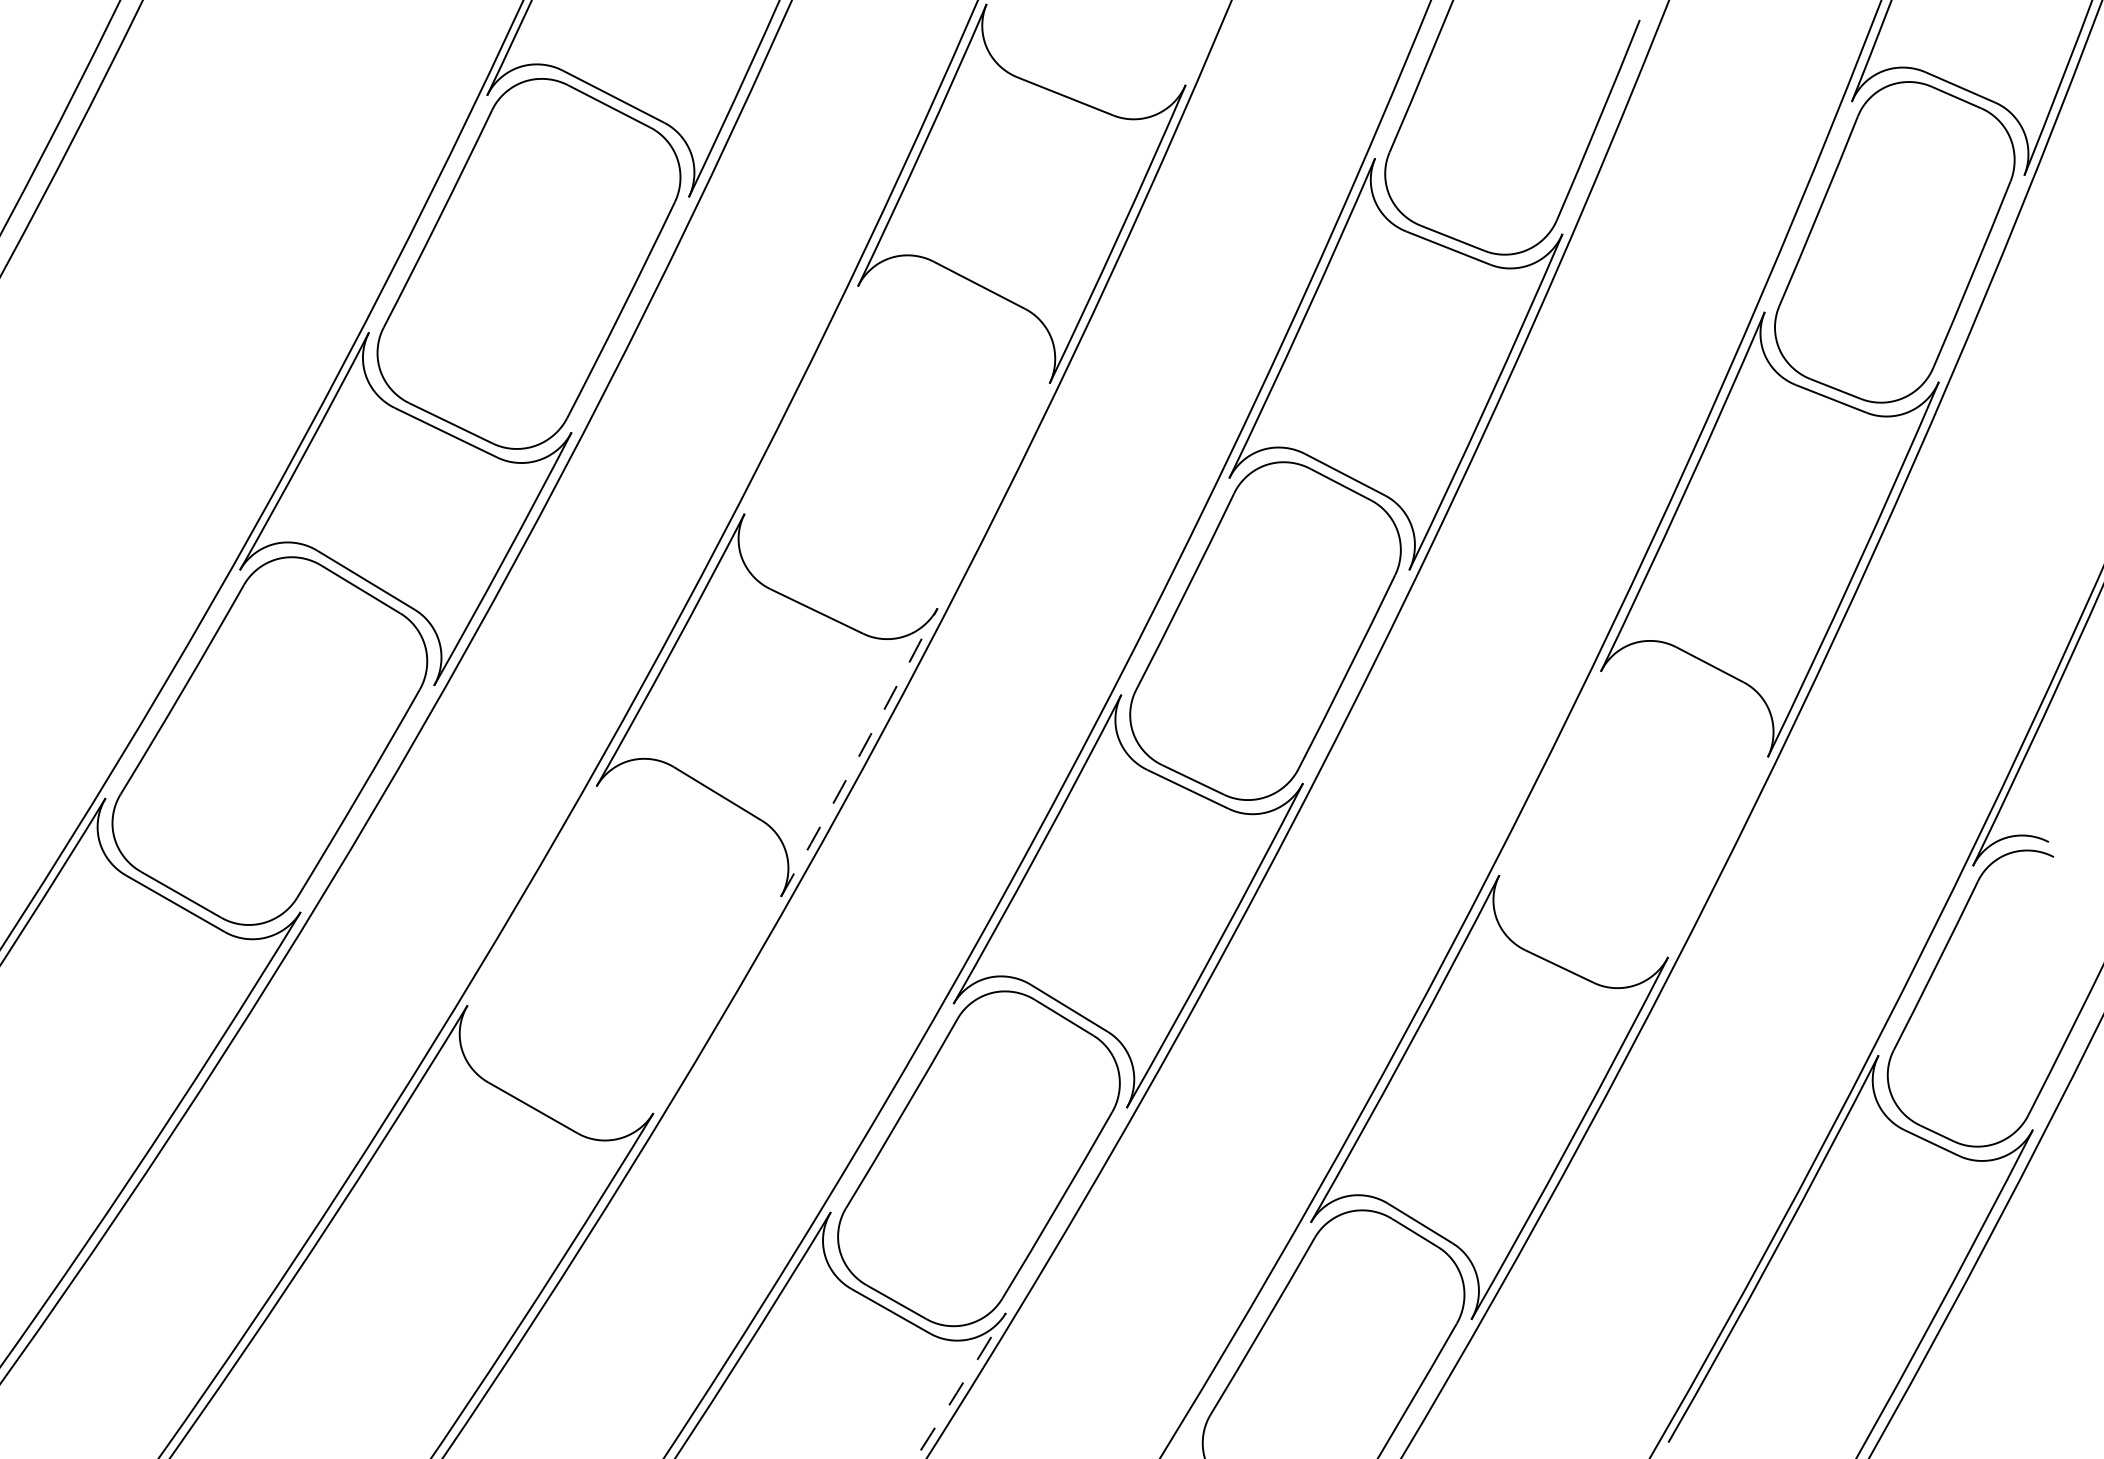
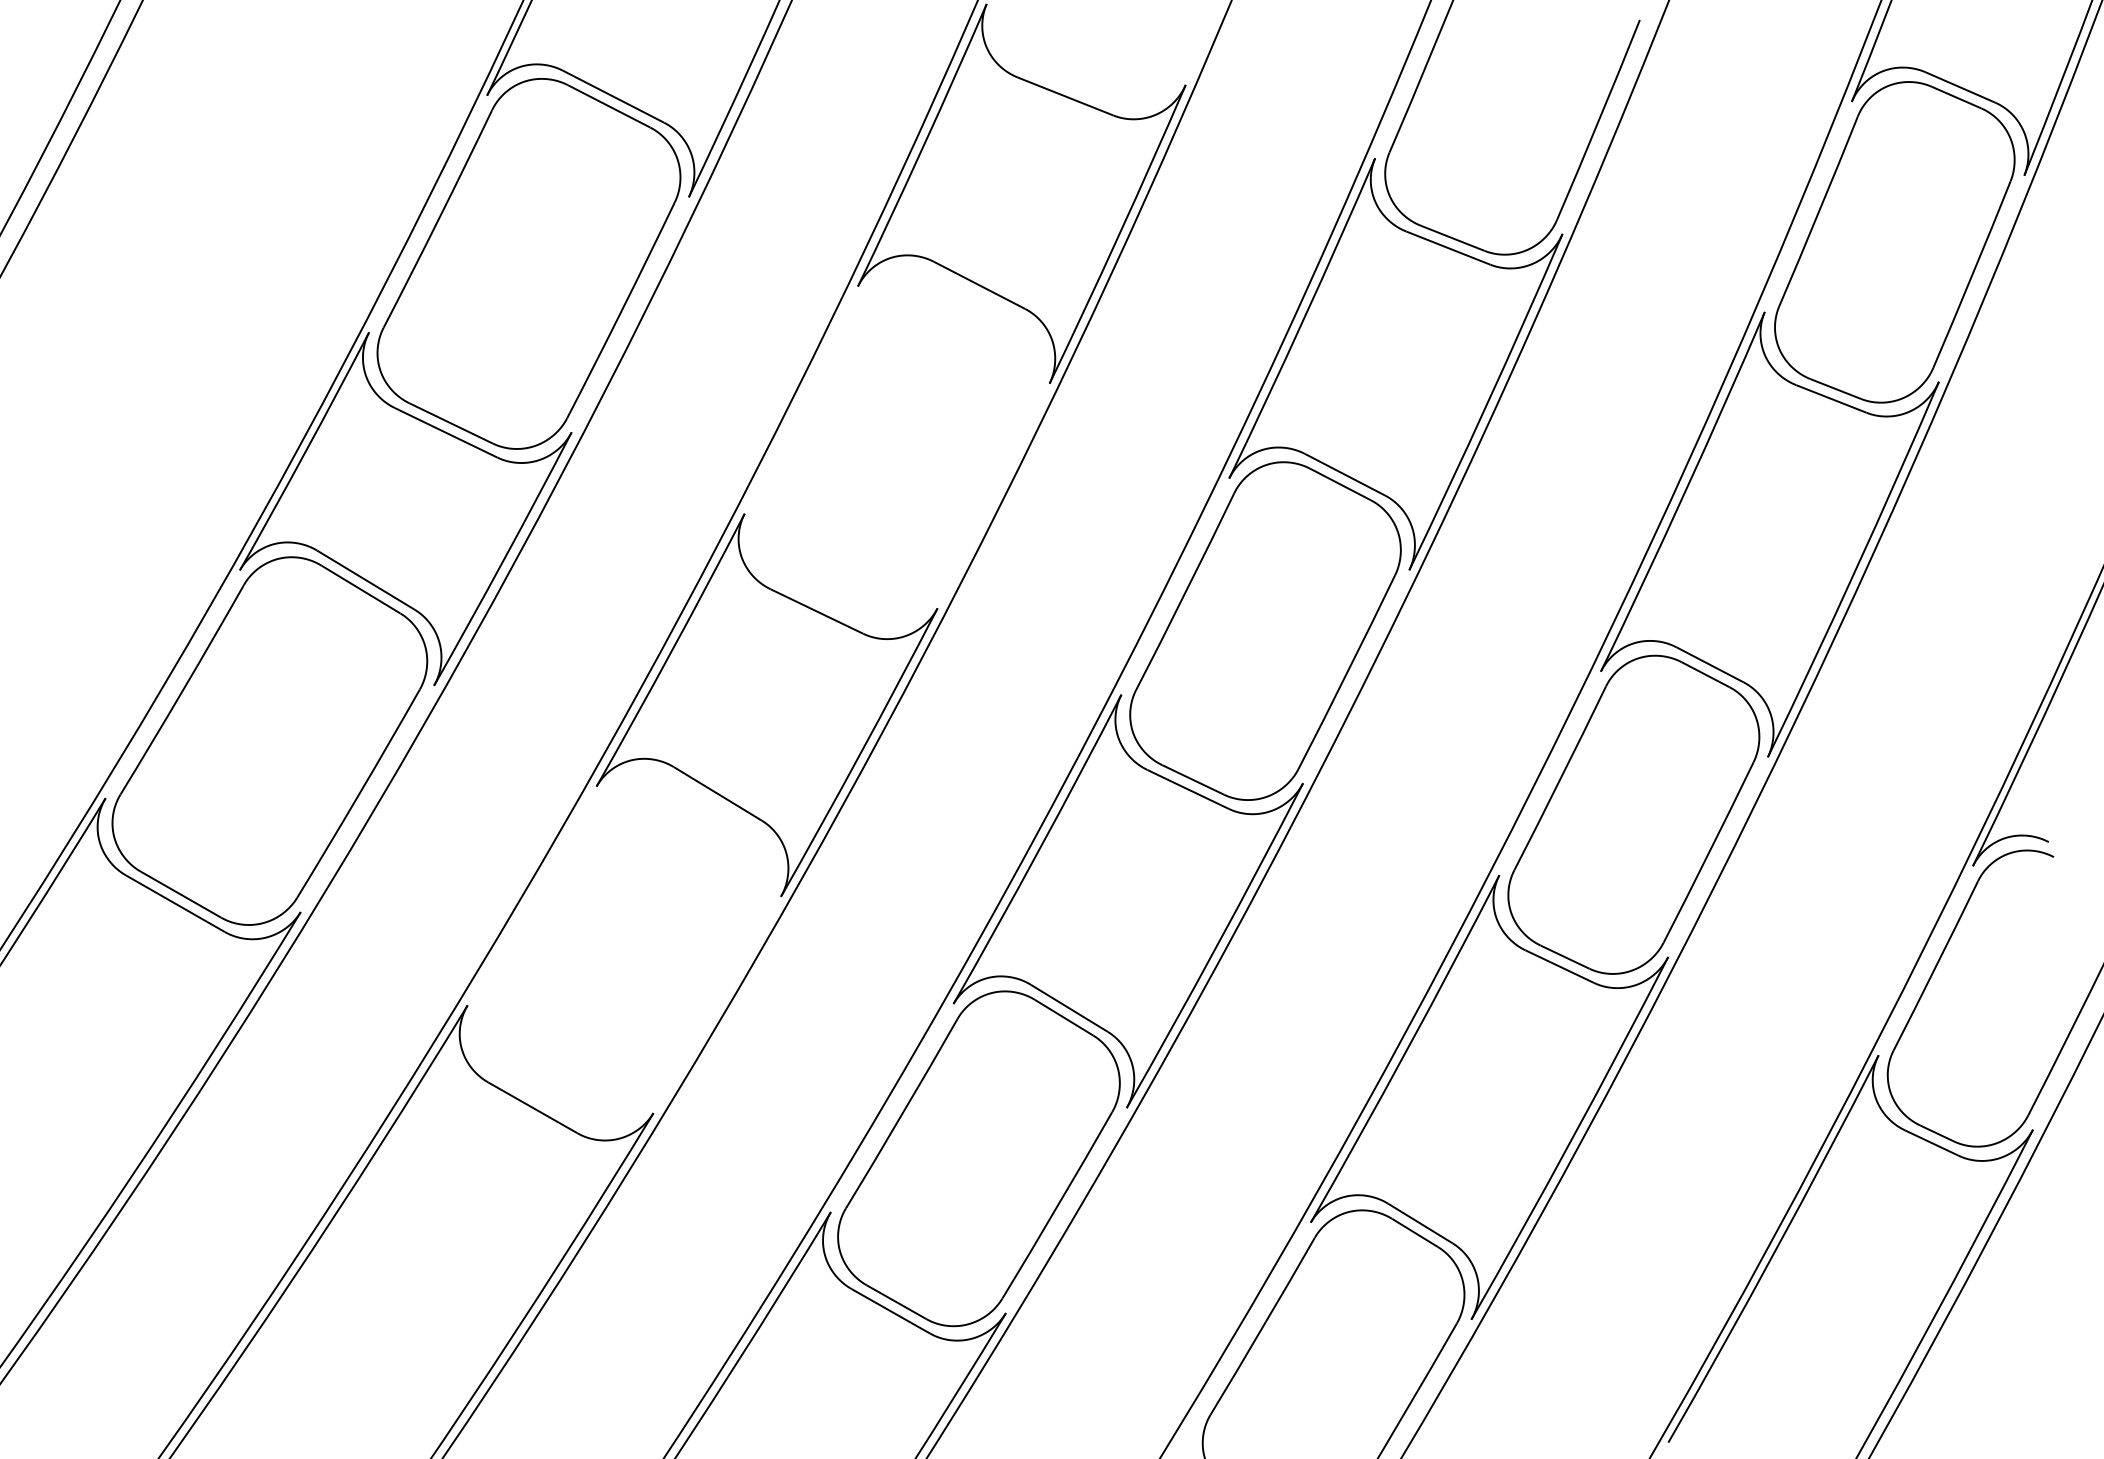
arc: dashed -> solid (860, 753)
part: none -> present (1633, 814)
arc: dashed -> solid (961, 1386)
